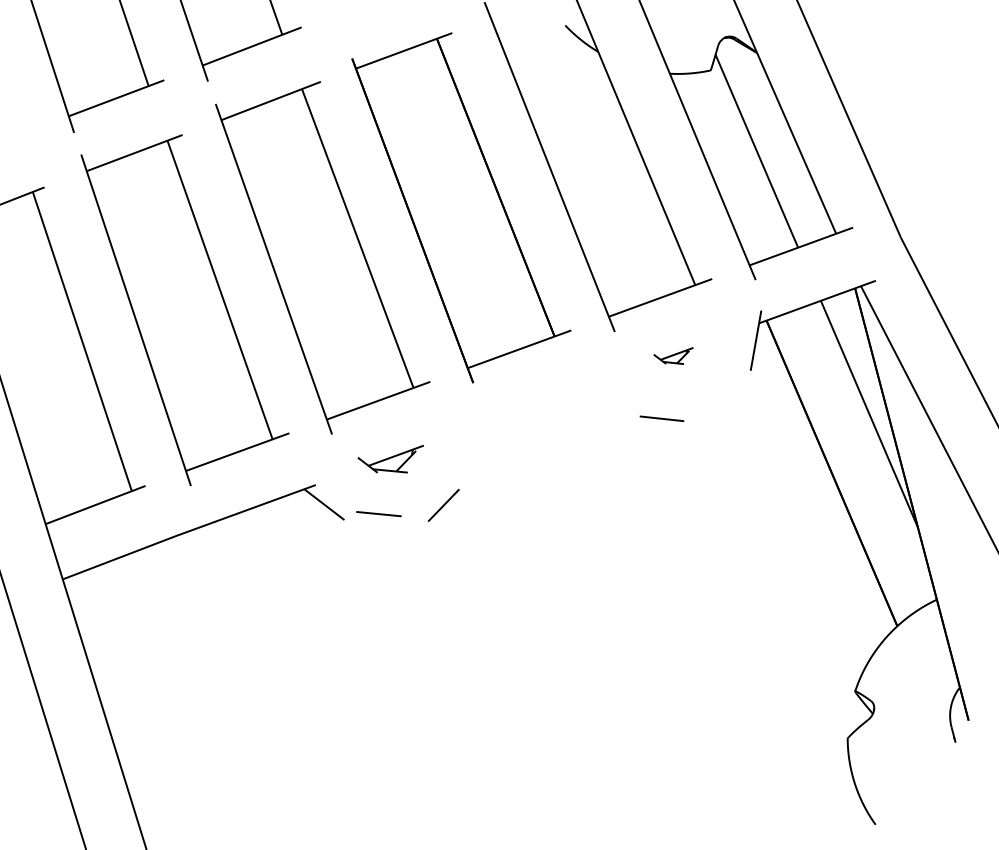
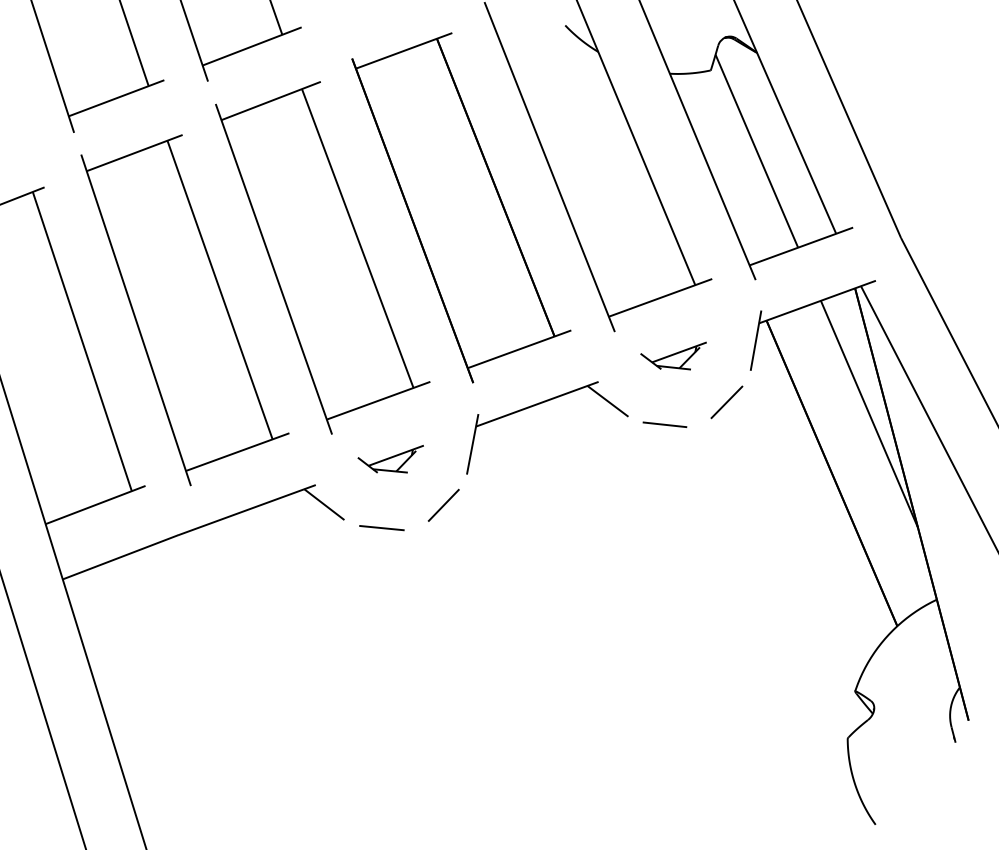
part size: 41x18 px -> 67x30 px (673, 355)
line: none -> present (726, 402)
part: none -> present (540, 404)
line position: (661, 418) -> (664, 424) (664, 424)
line position: (378, 514) -> (381, 528) (381, 528)
